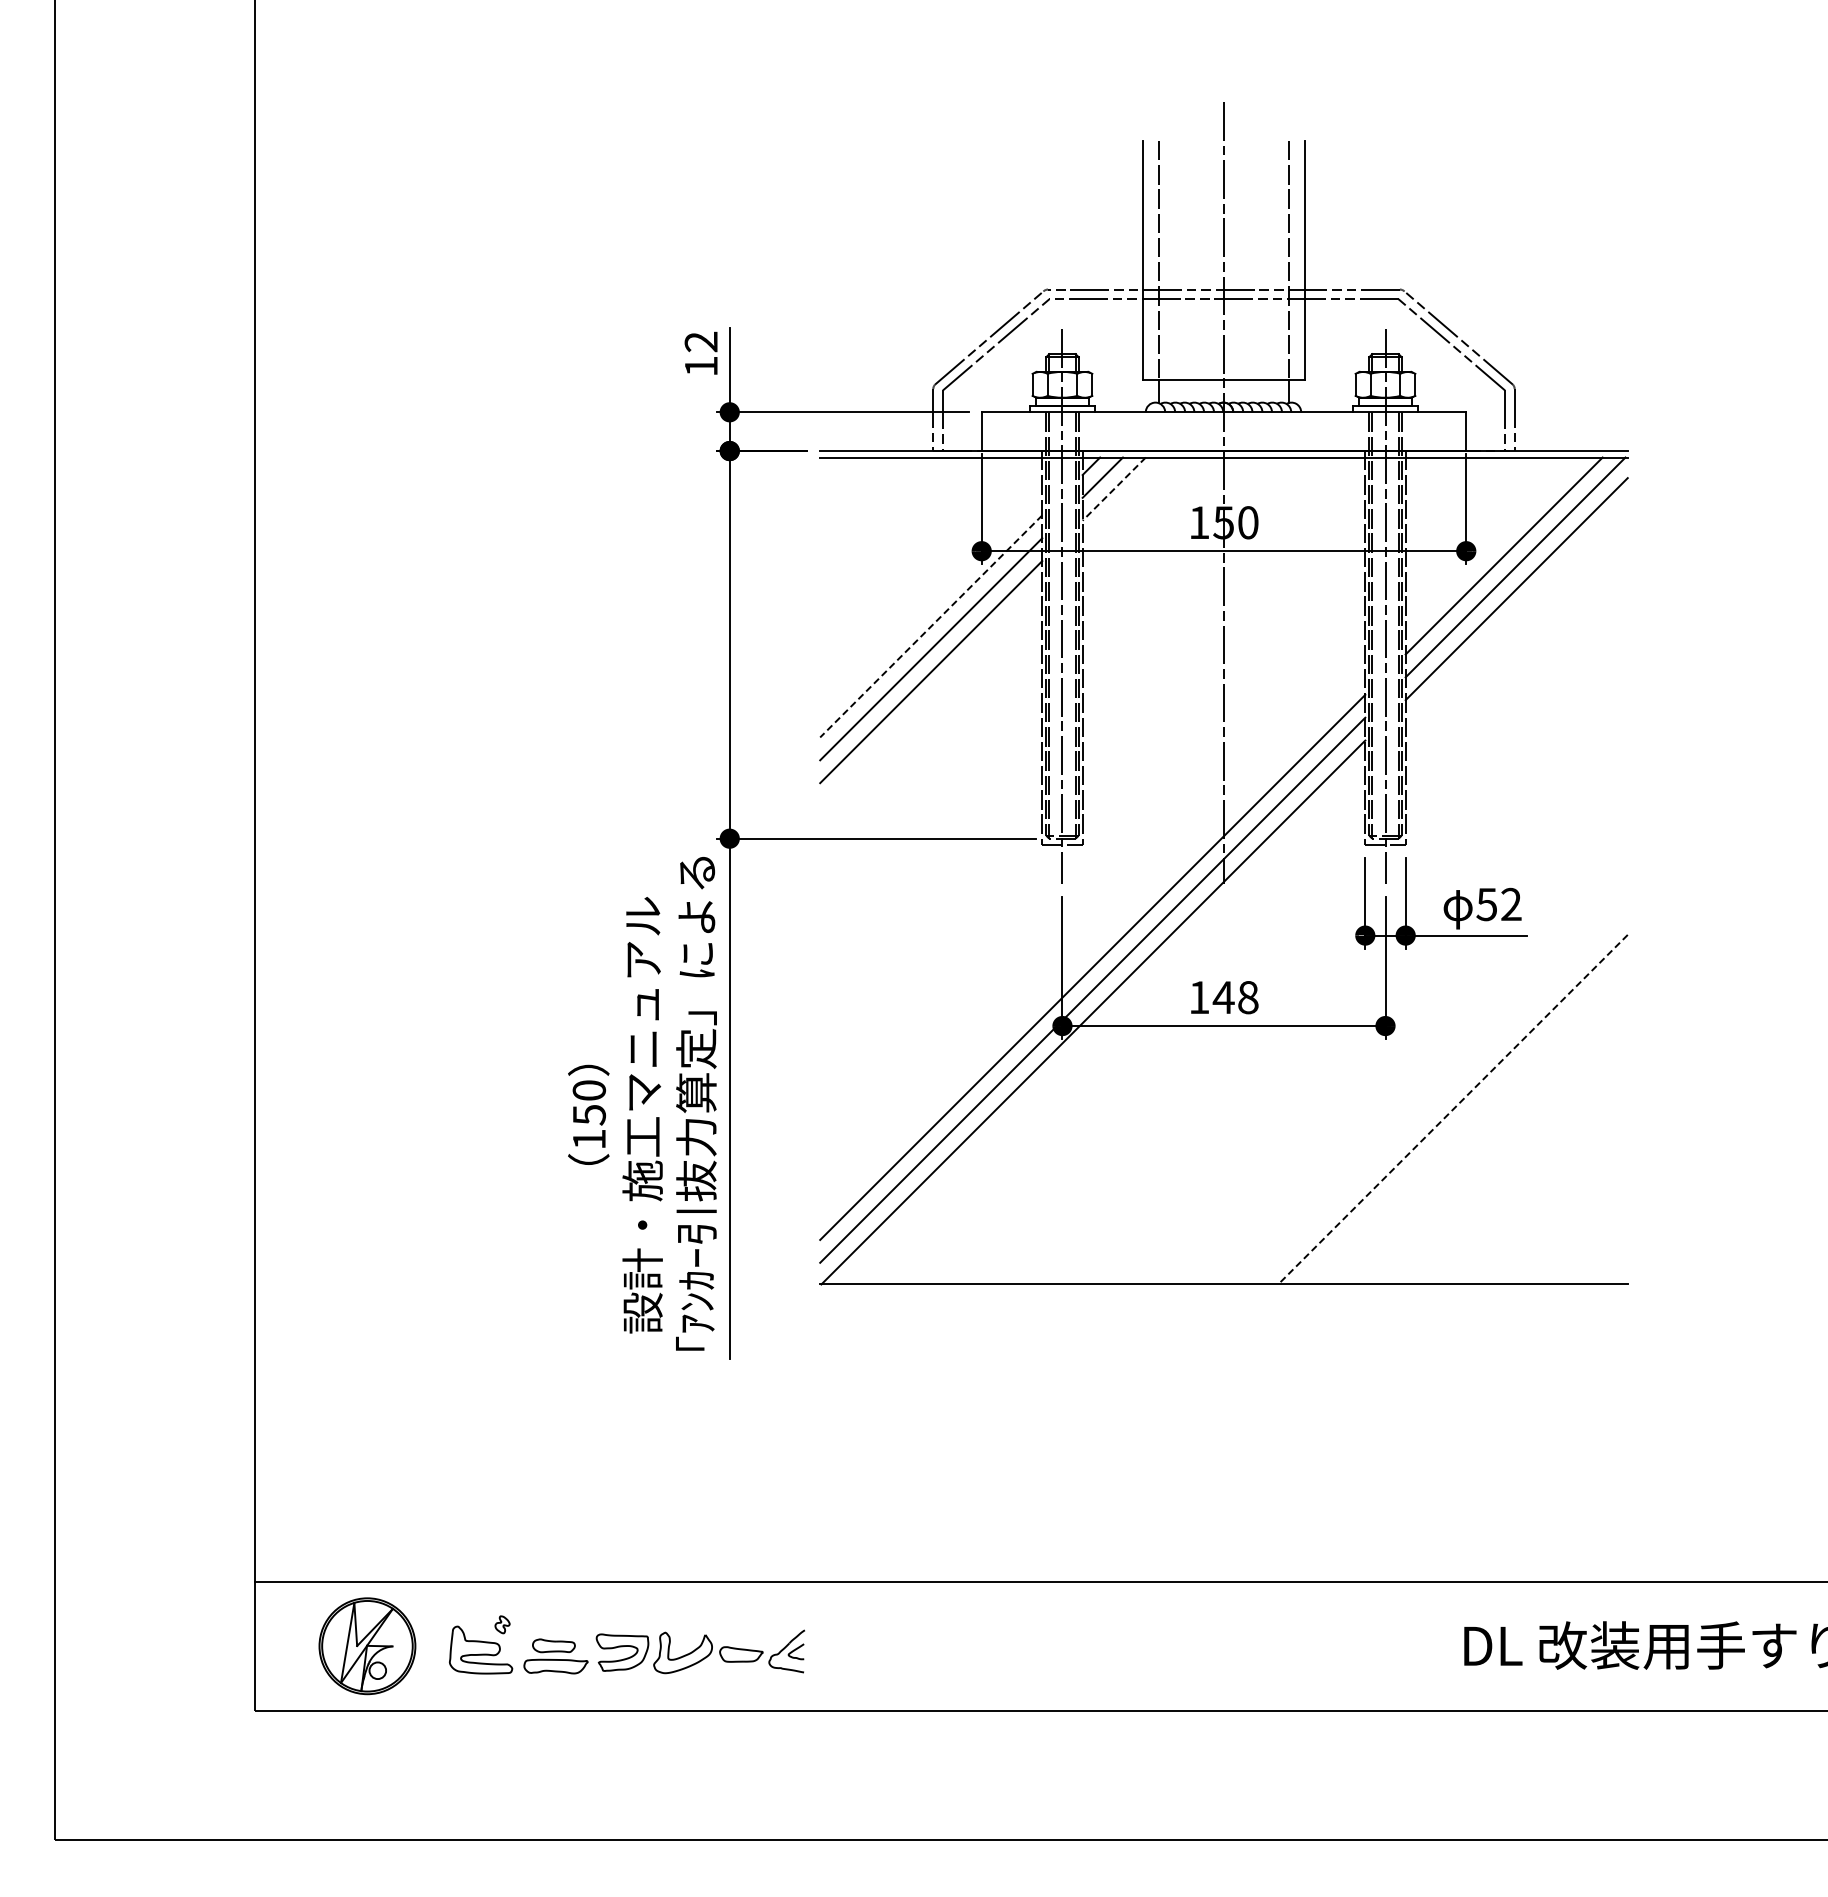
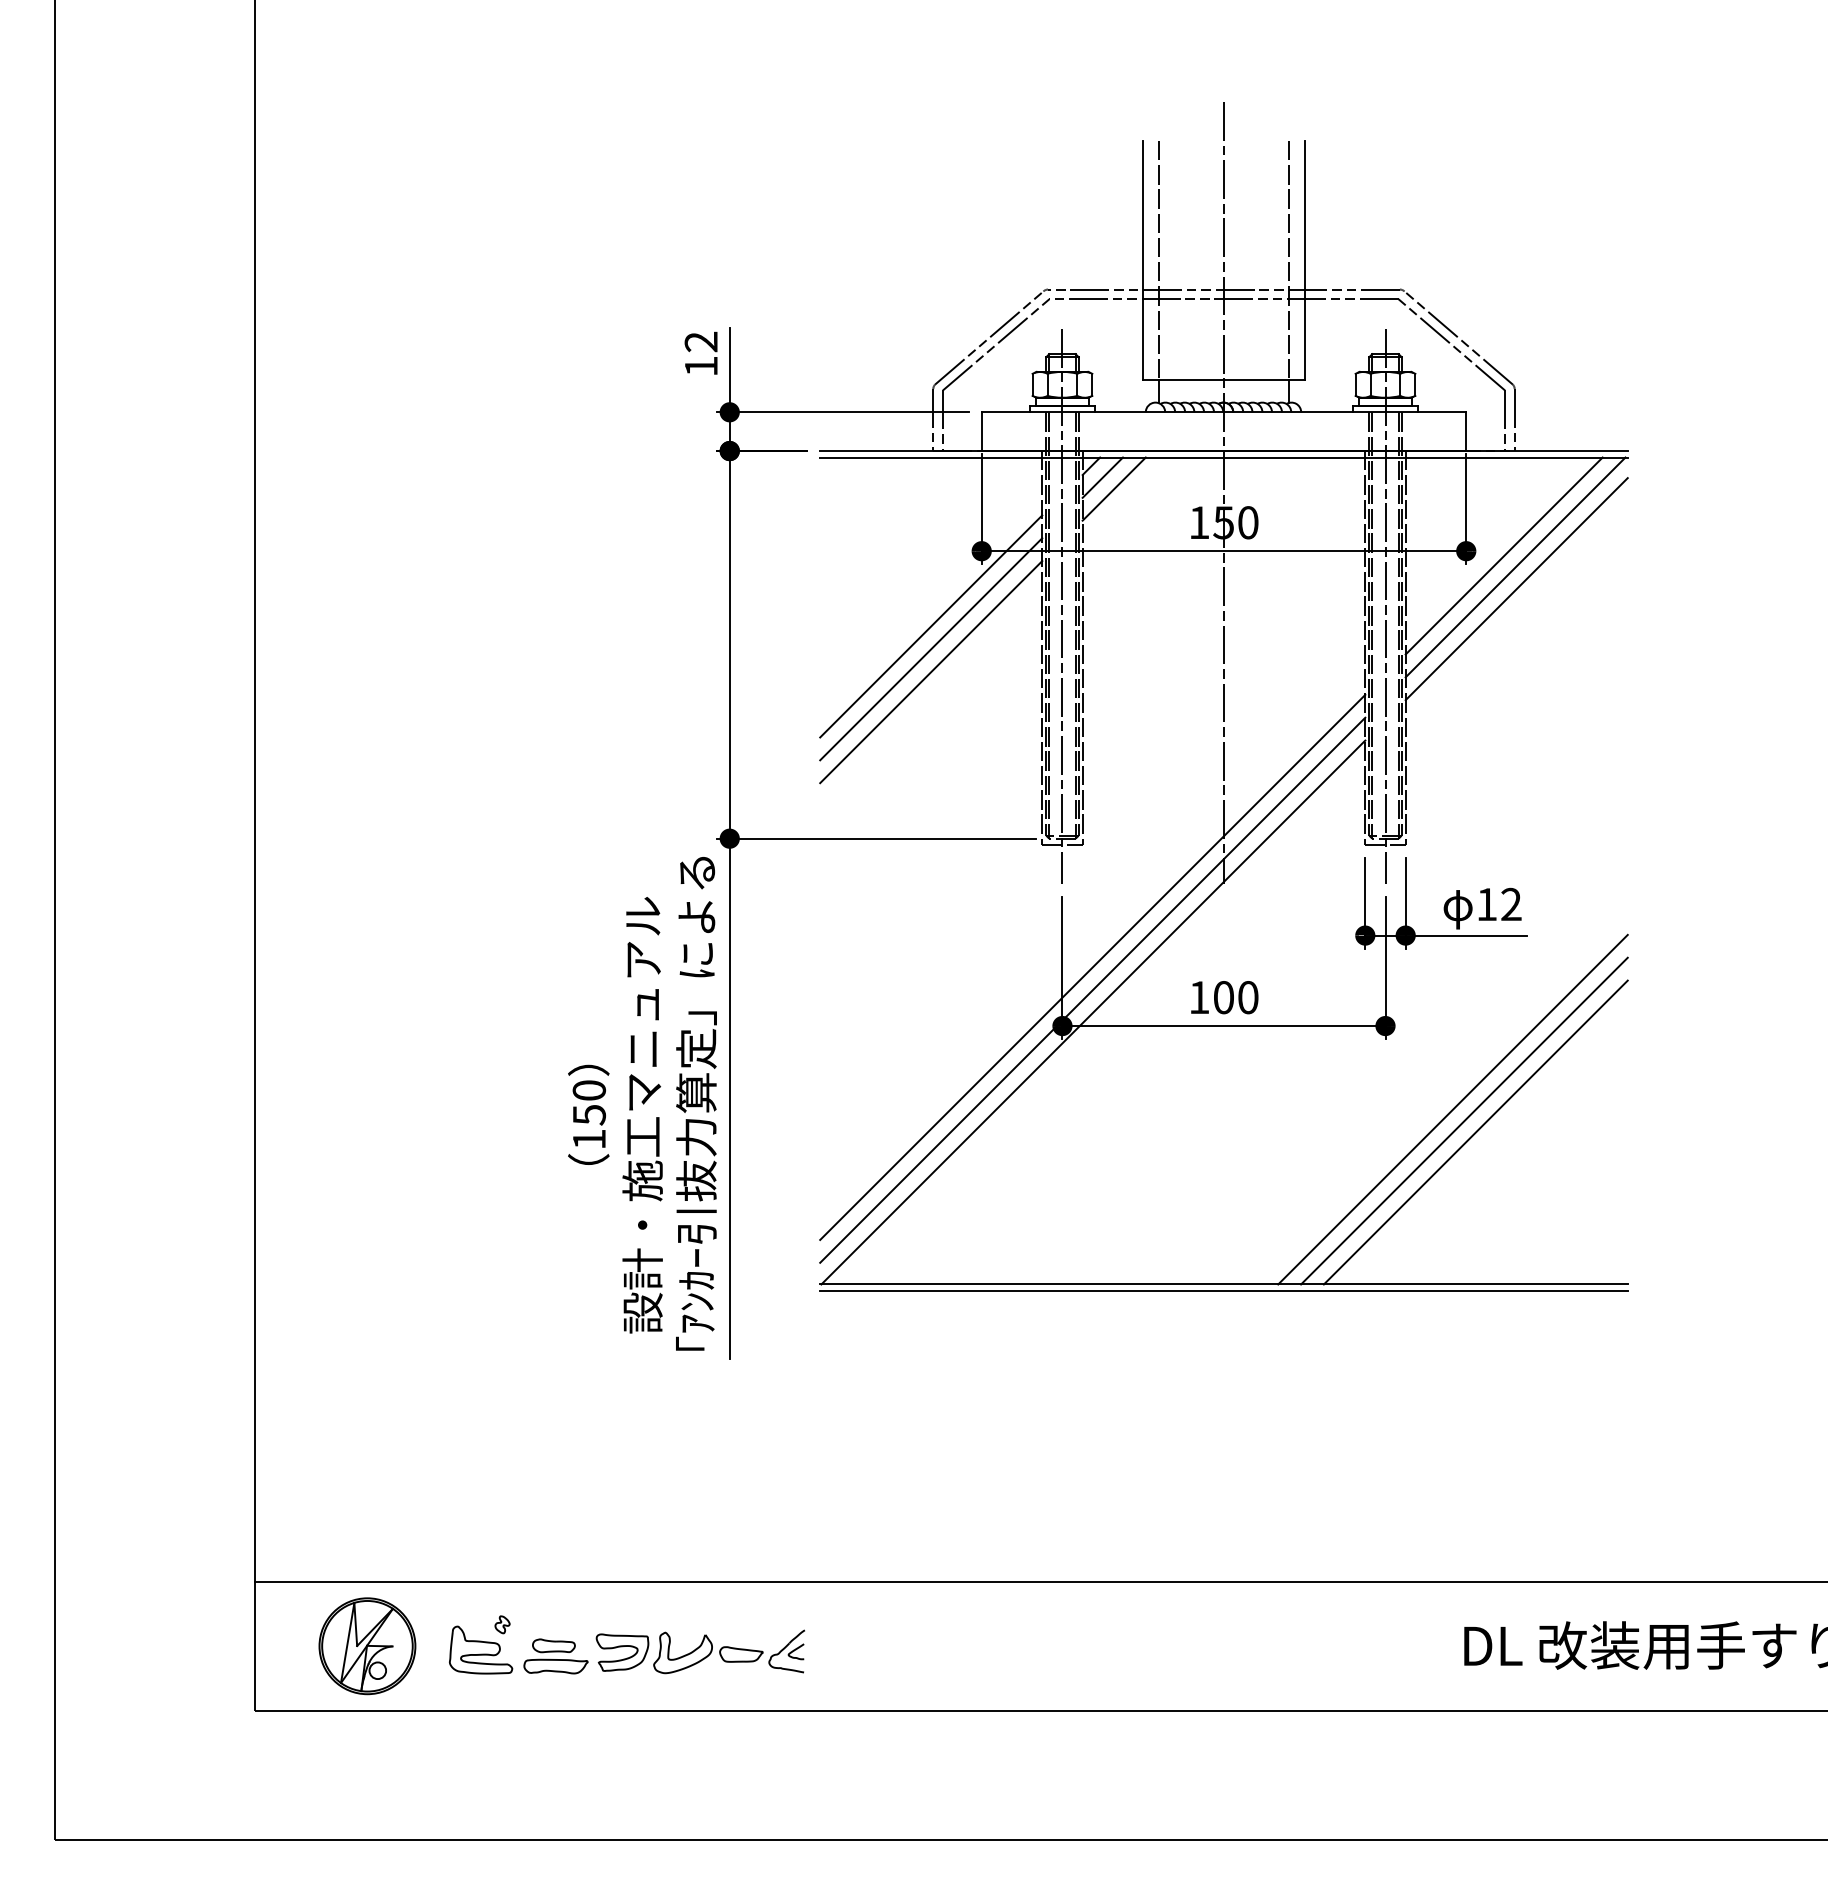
line: dashed -> solid (1114, 489)
line: dashed -> solid (930, 626)
text: 52 -> 12 (1486, 904)
text: 148 -> 100 (1235, 997)
line: dashed -> solid (1452, 1110)
line: none -> present (1464, 1120)
line: none -> present (1475, 1132)
line: none -> present (1223, 1290)
